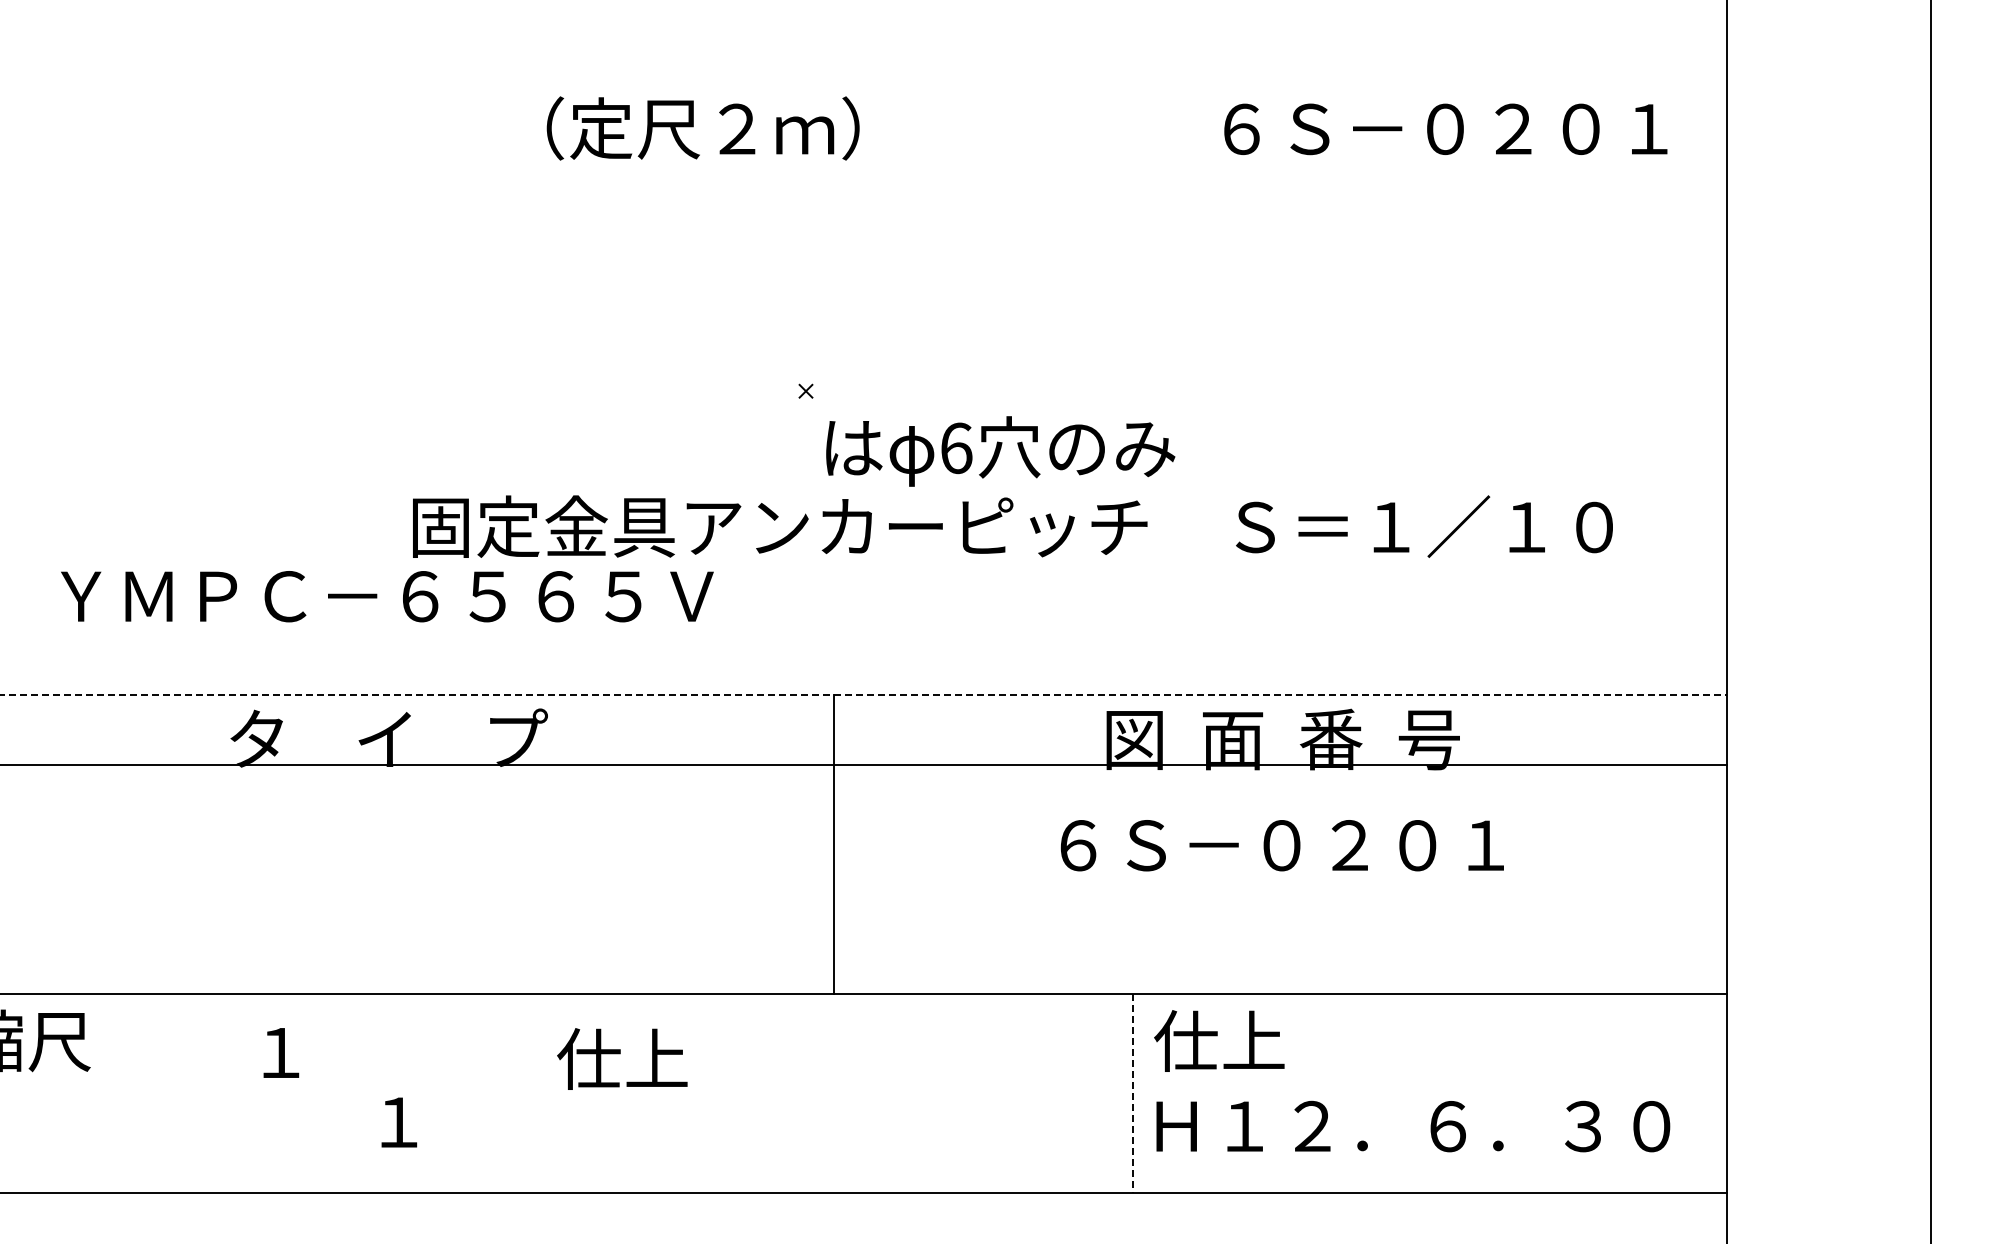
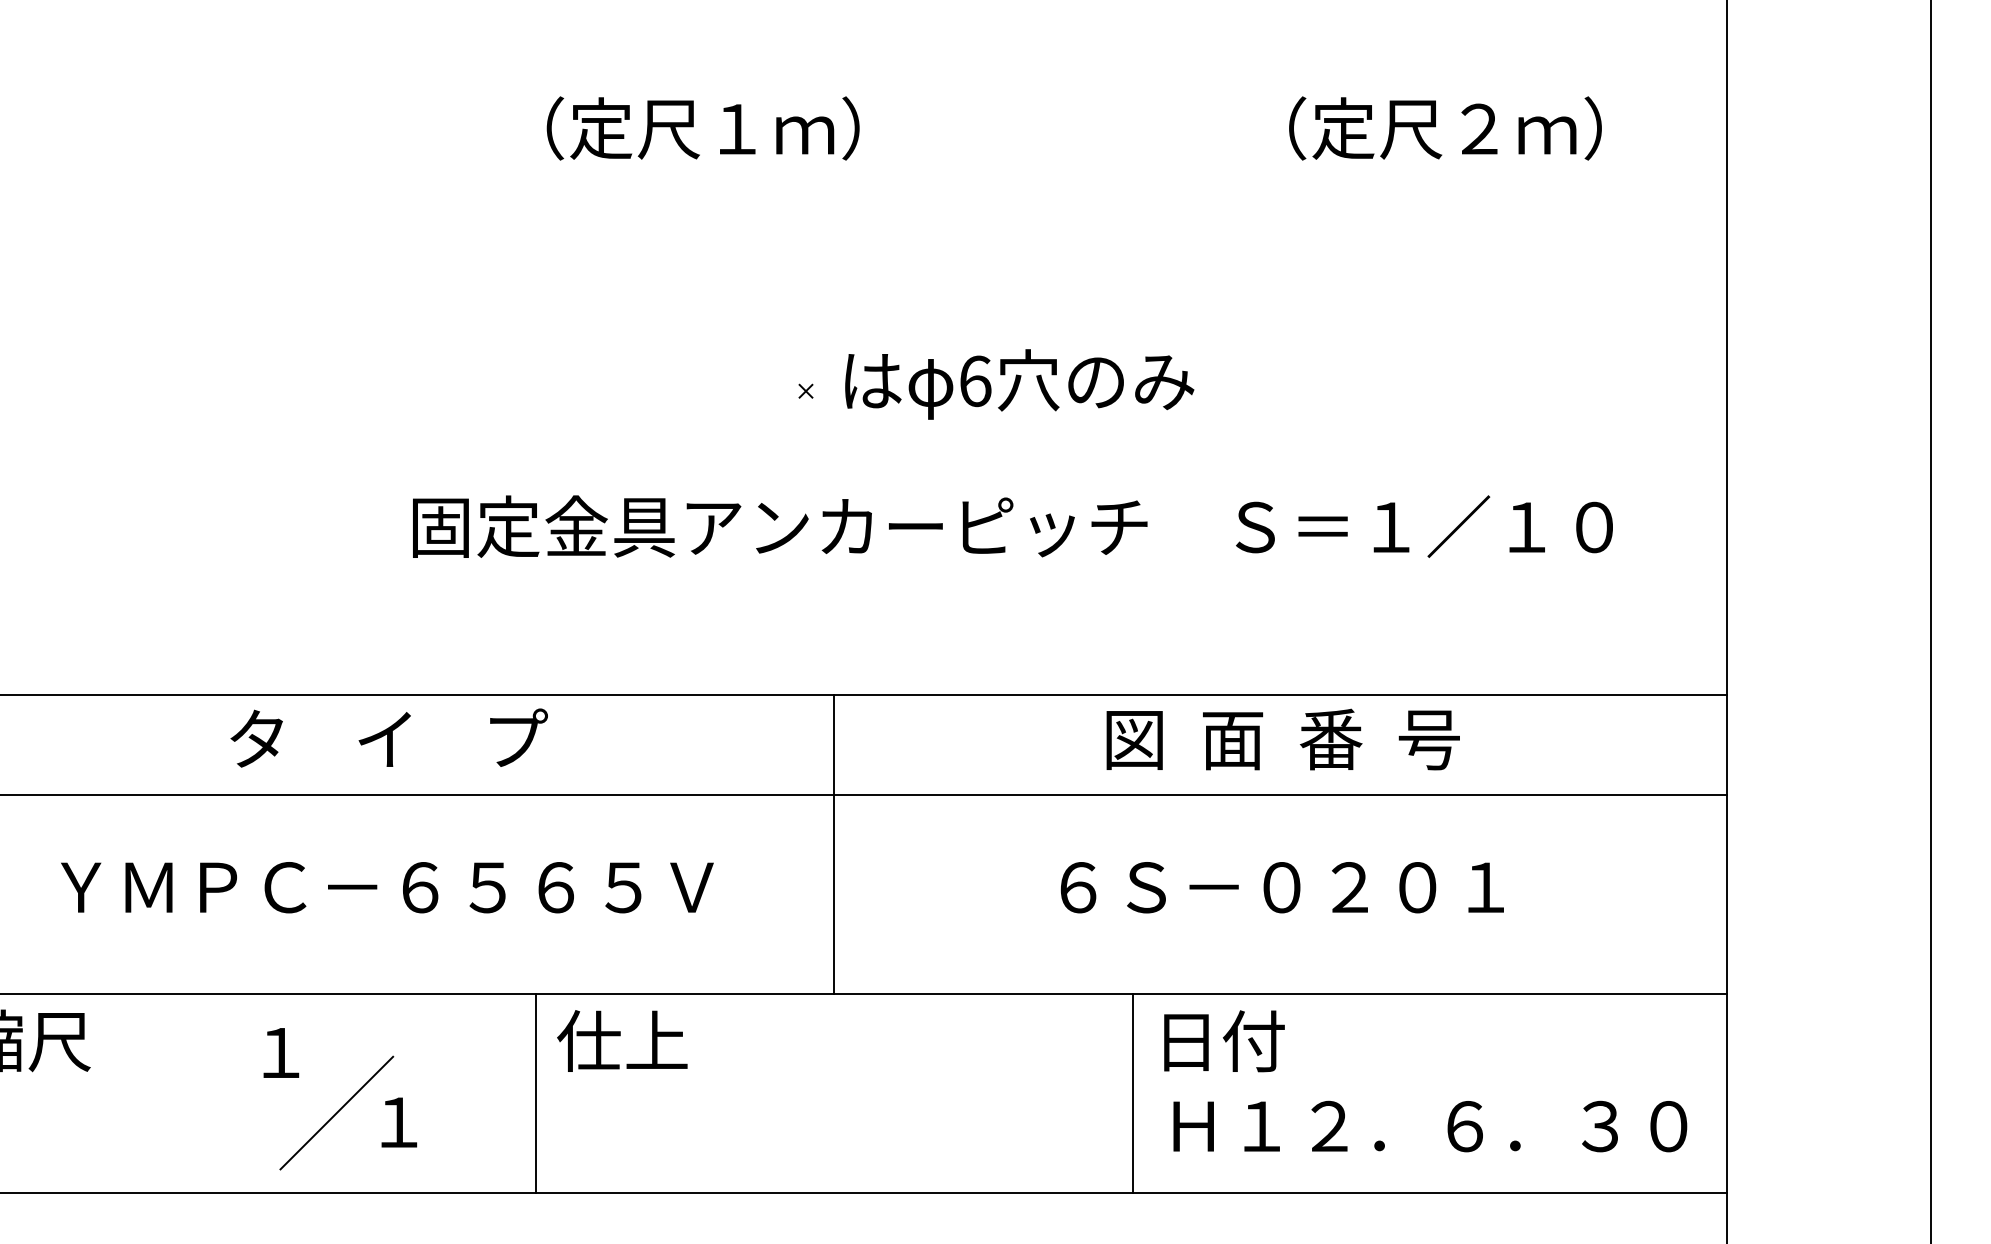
text: （定尺２ｍ） -> （定尺１ｍ） (737, 128)
text: ６Ｓ－０２０１ -> （定尺２ｍ） (1445, 128)
text position: (1000, 451) -> (1019, 384) (1019, 384)
text position: (387, 596) -> (387, 887) (387, 887)
line: dashed -> solid (864, 695)
line position: (864, 764) -> (864, 794) (864, 794)
text position: (1281, 845) -> (1281, 887) (1281, 887)
text: 仕上 -> 日付 (1219, 1041)
text position: (622, 1058) -> (622, 1040) (622, 1040)
line: none -> present (535, 1092)
line: dashed -> solid (1132, 1093)
line: none -> present (336, 1112)
text position: (1413, 1126) -> (1430, 1126) (1430, 1126)
